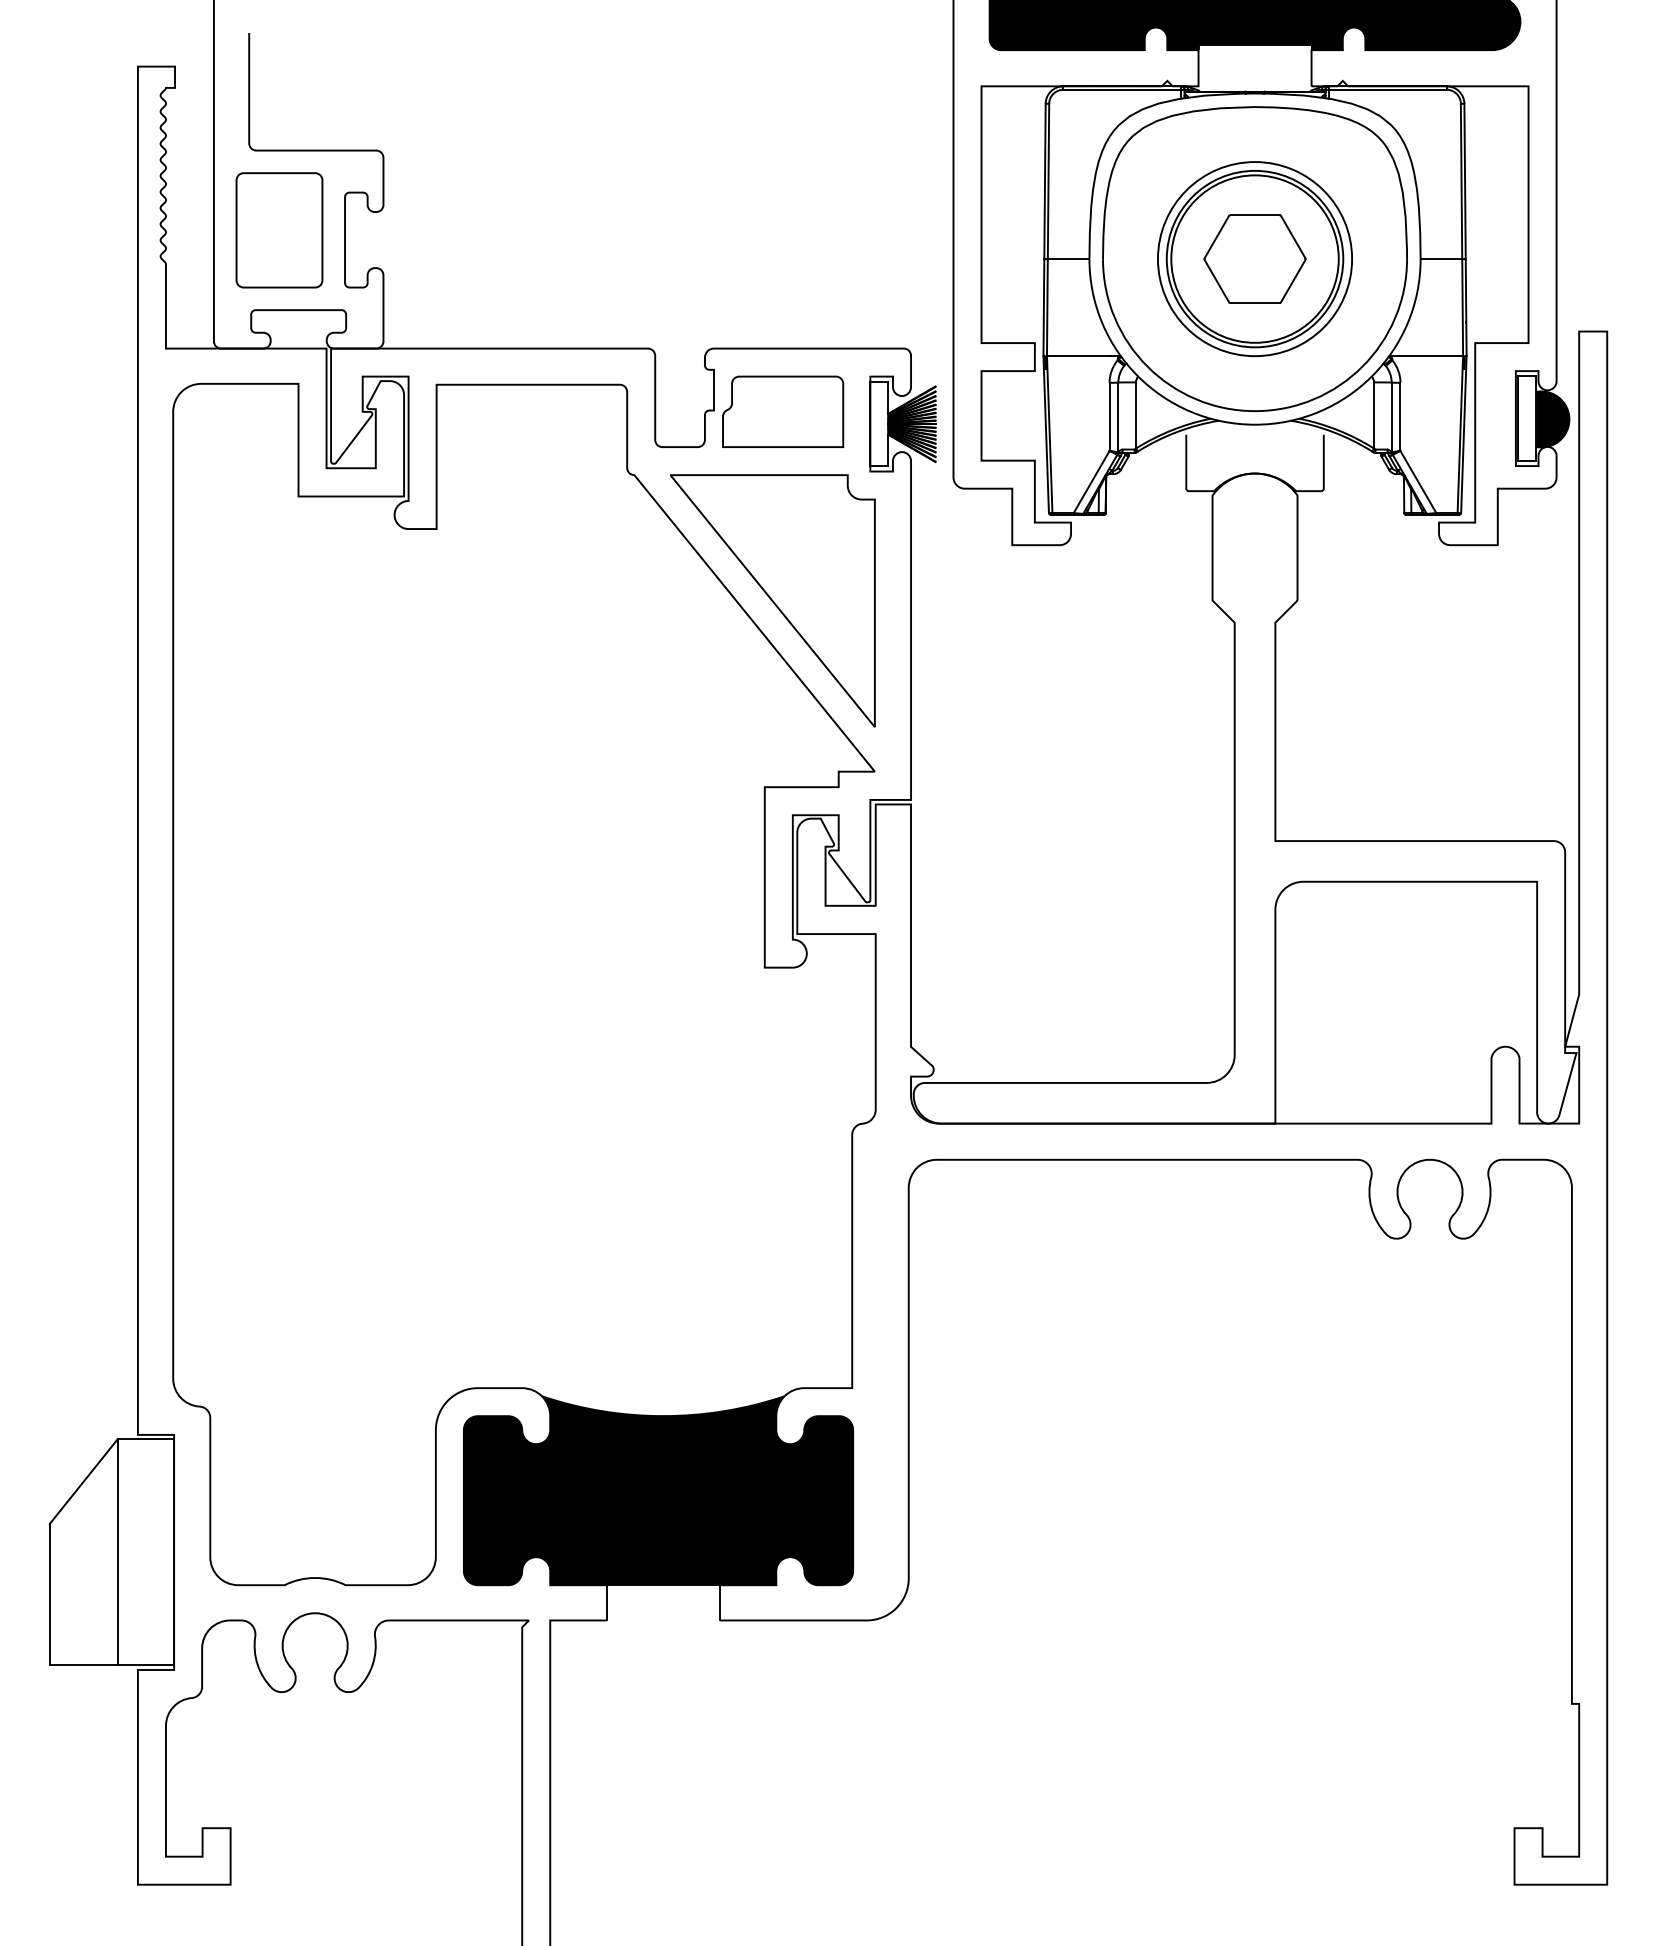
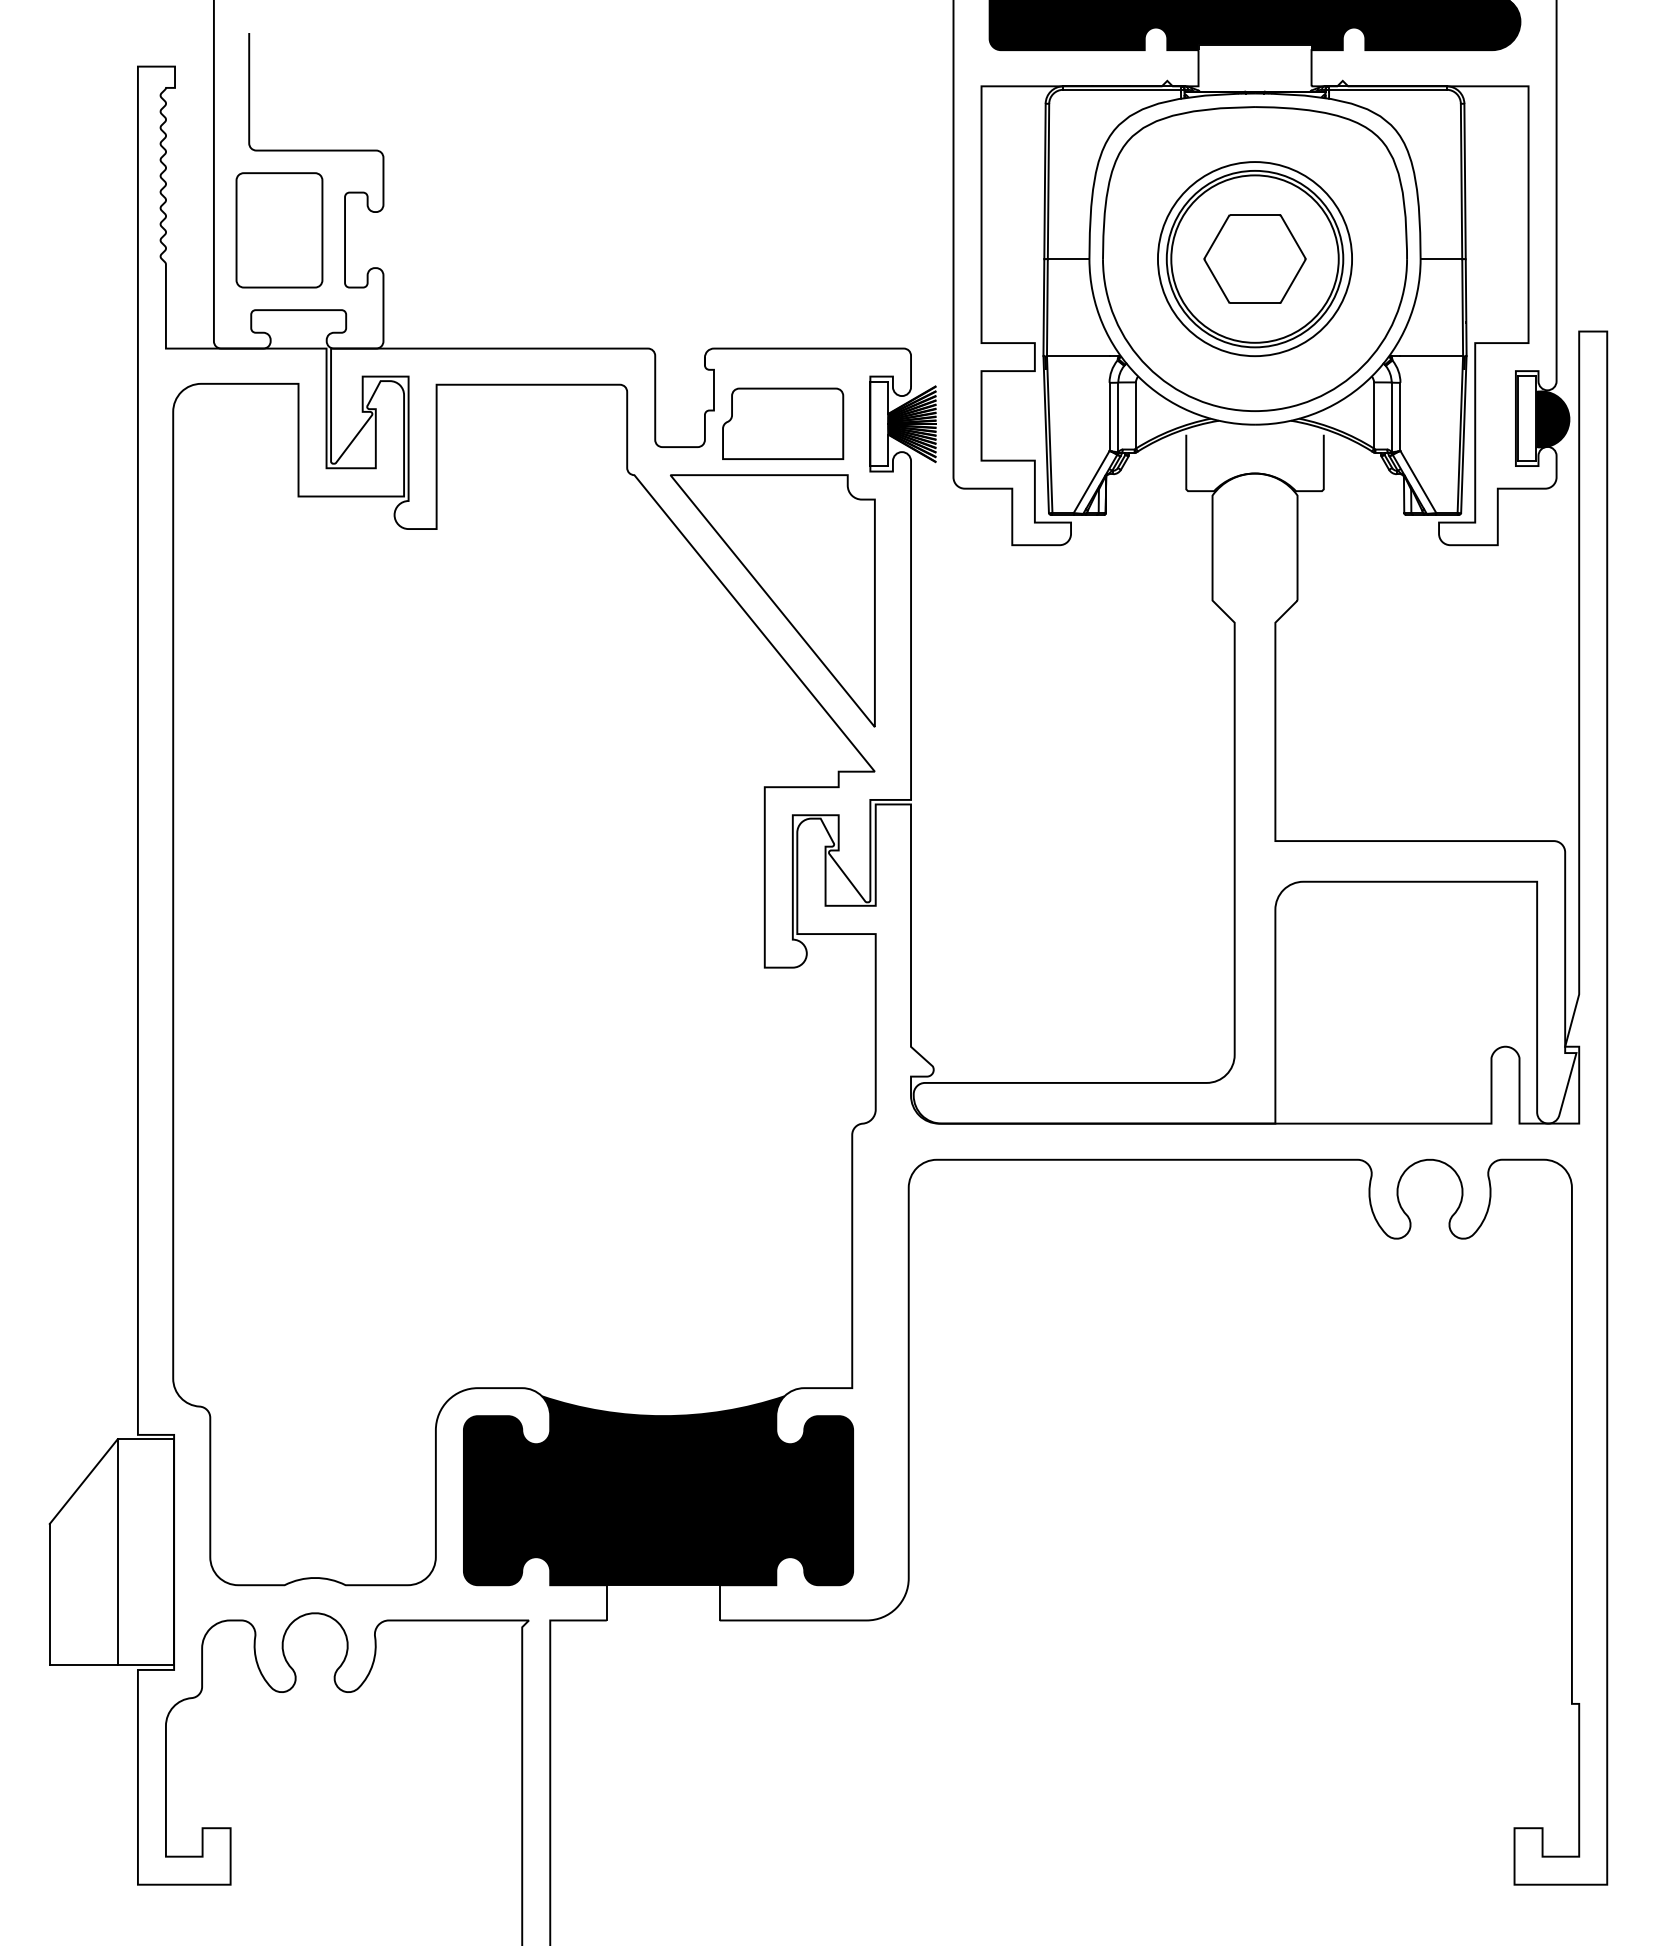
part position: (783, 411) -> (783, 423) (783, 423)
